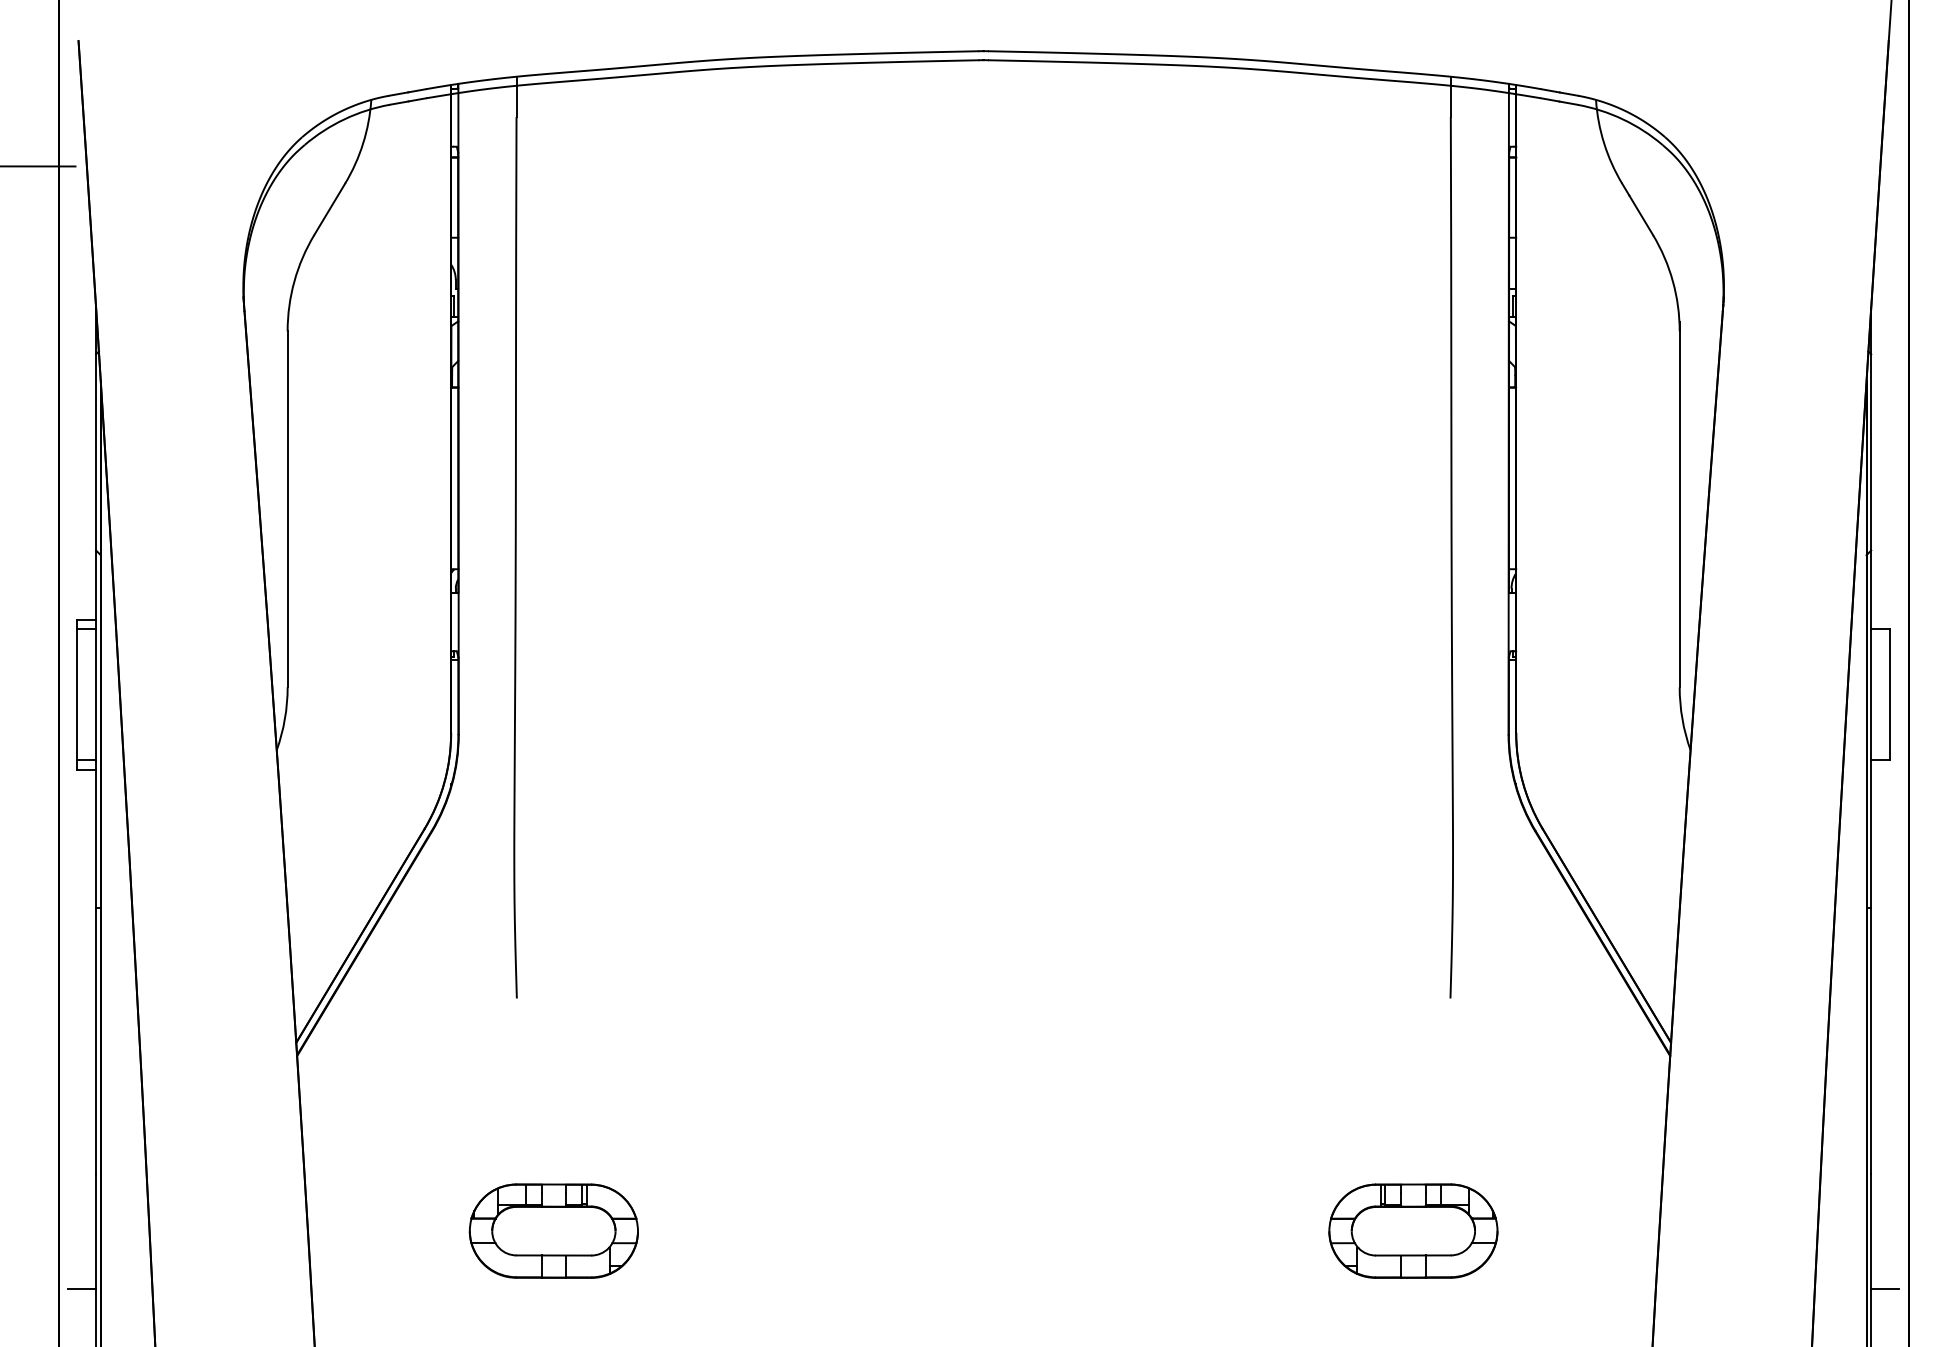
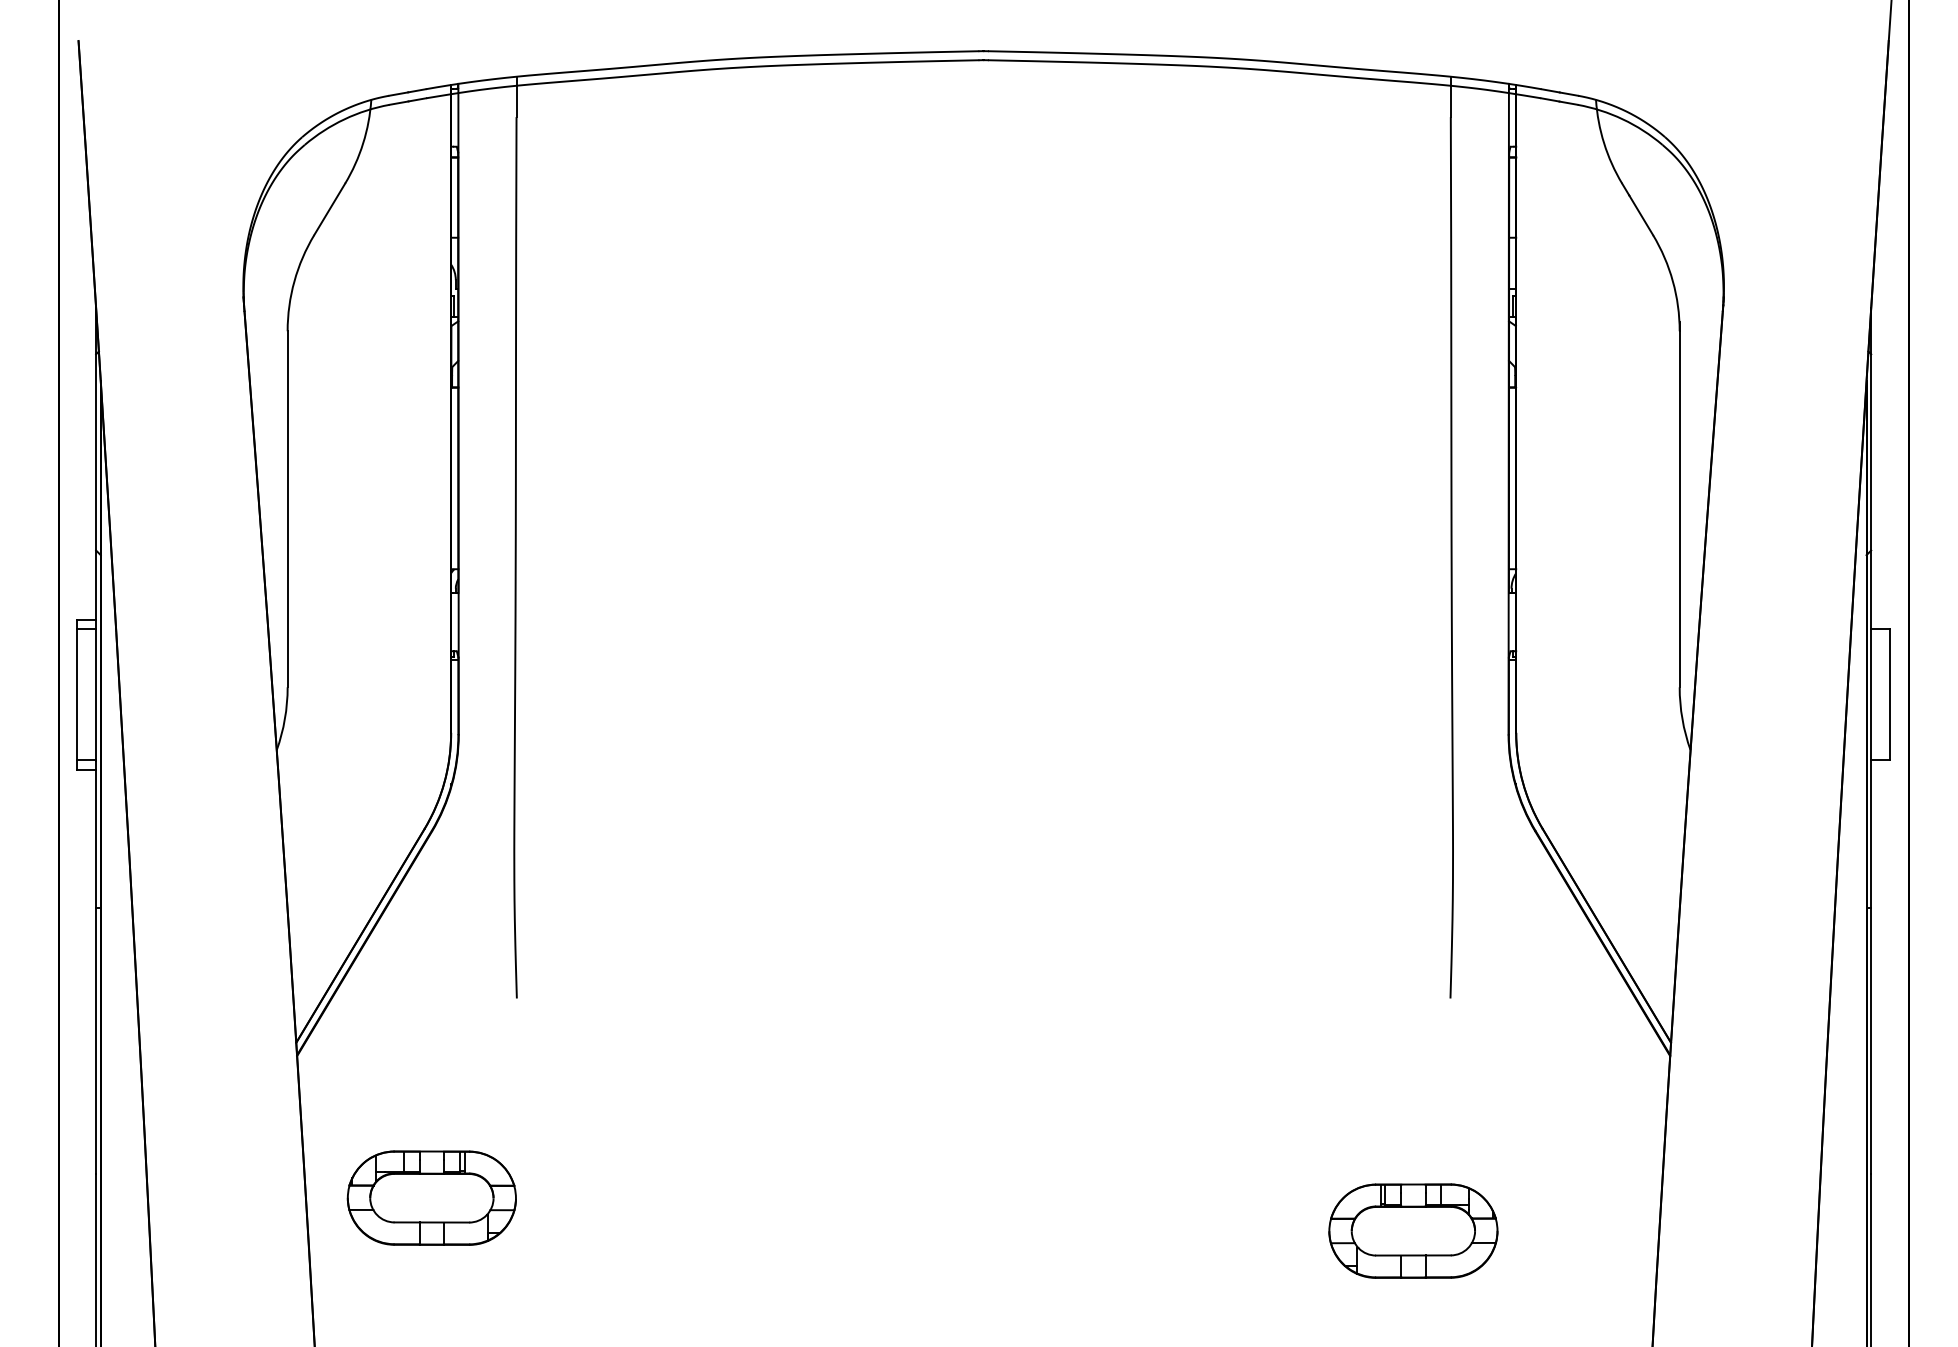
line: present -> none (38, 166)
part position: (553, 1230) -> (431, 1197) (431, 1197)
line: present -> none (82, 1289)
line: present -> none (1885, 1289)
